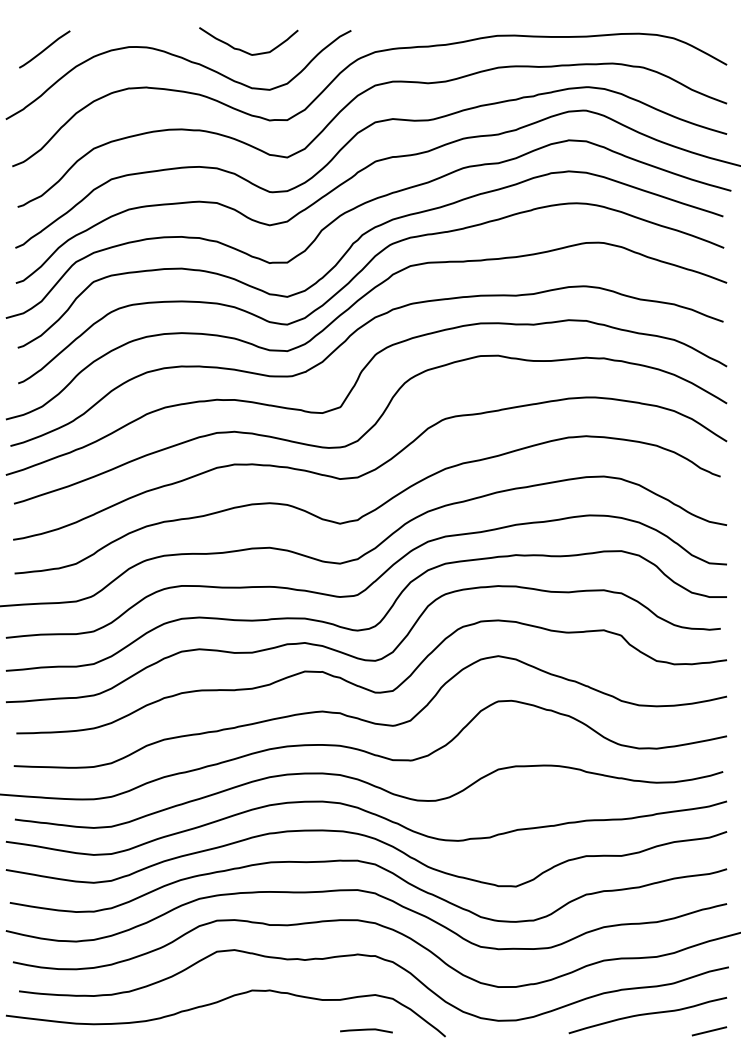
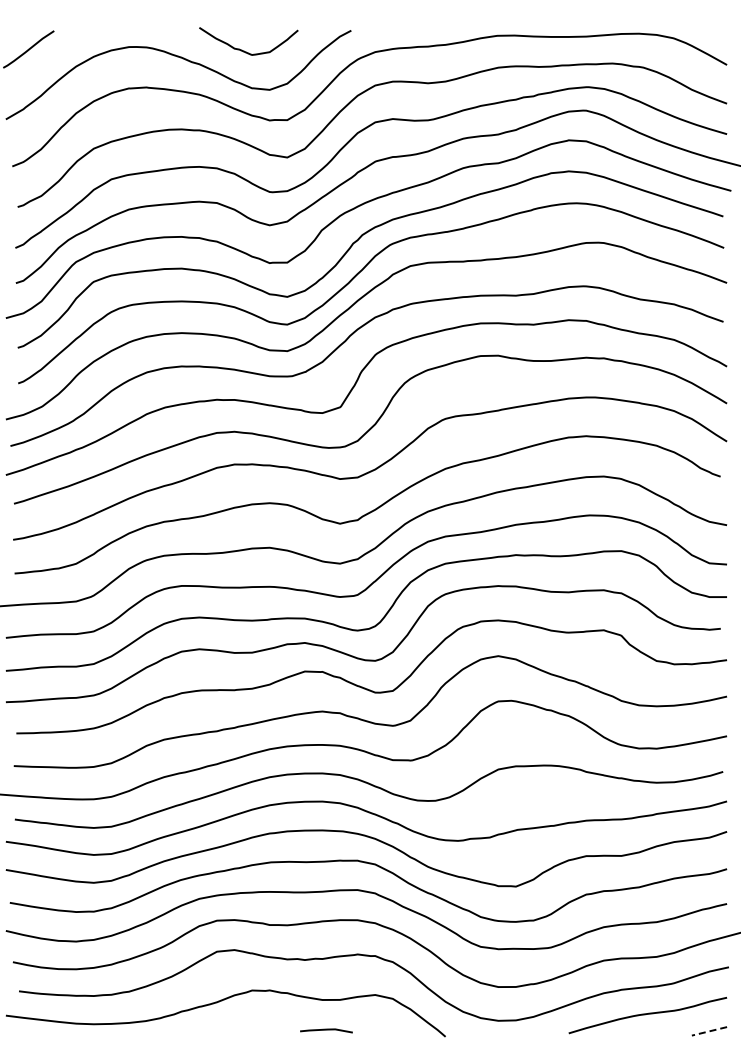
line position: (44, 49) -> (28, 49) (28, 49)
line position: (366, 1030) -> (326, 1030) (326, 1030)
line: solid -> dashed (708, 1031)
